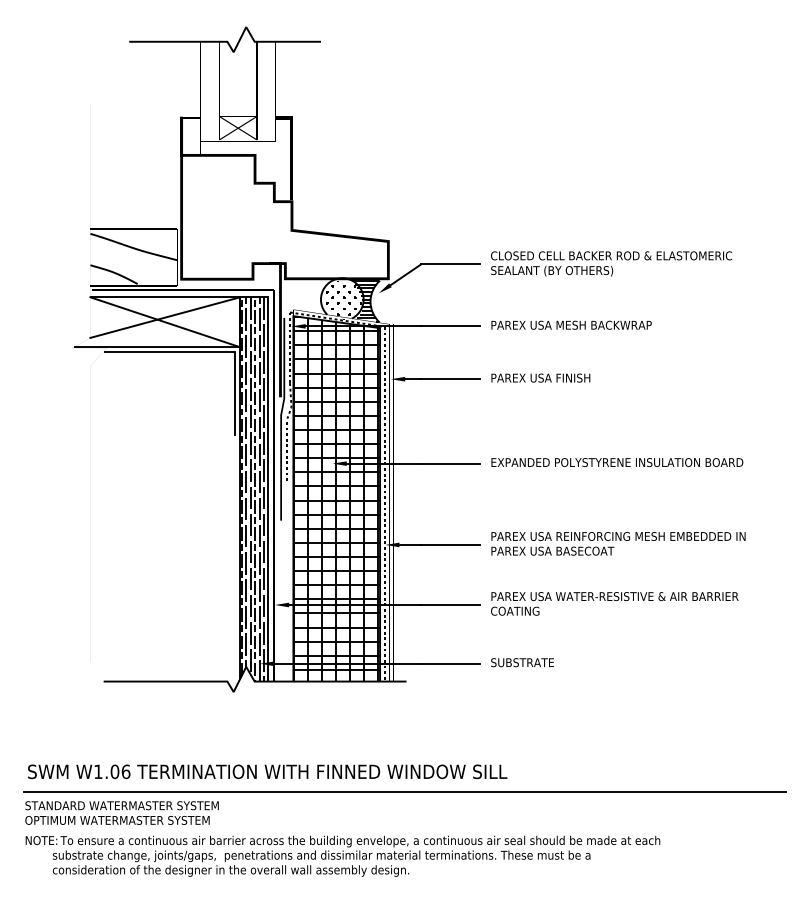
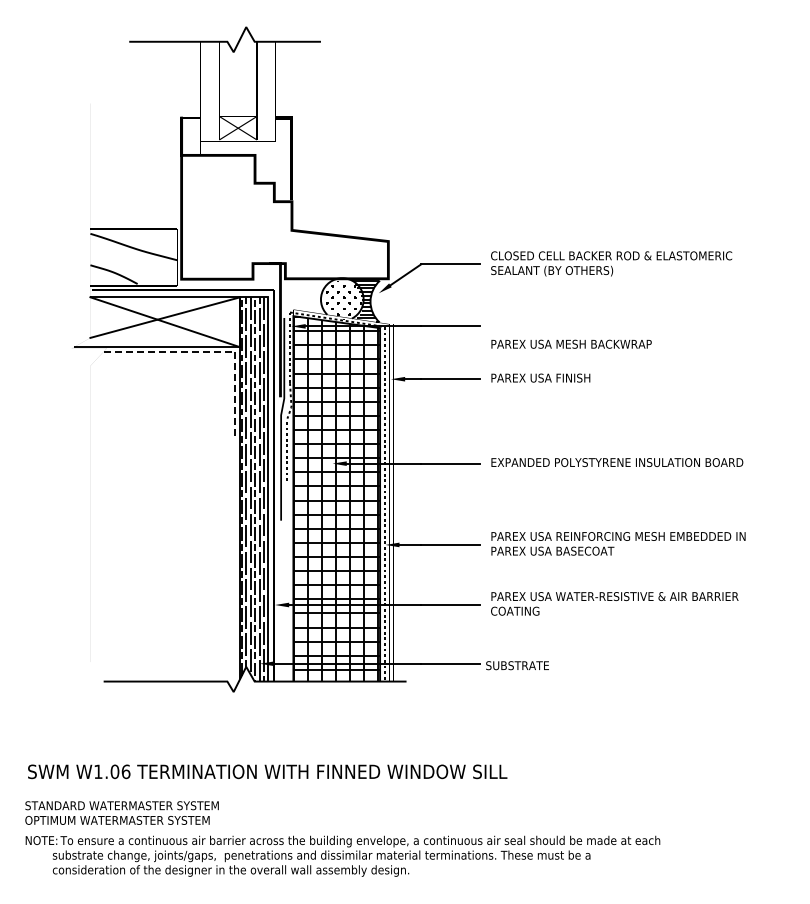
text position: (571, 324) -> (571, 343) (571, 343)
line: solid -> dashed (212, 351)
text position: (522, 662) -> (517, 665) (517, 665)
line: present -> none (404, 792)
